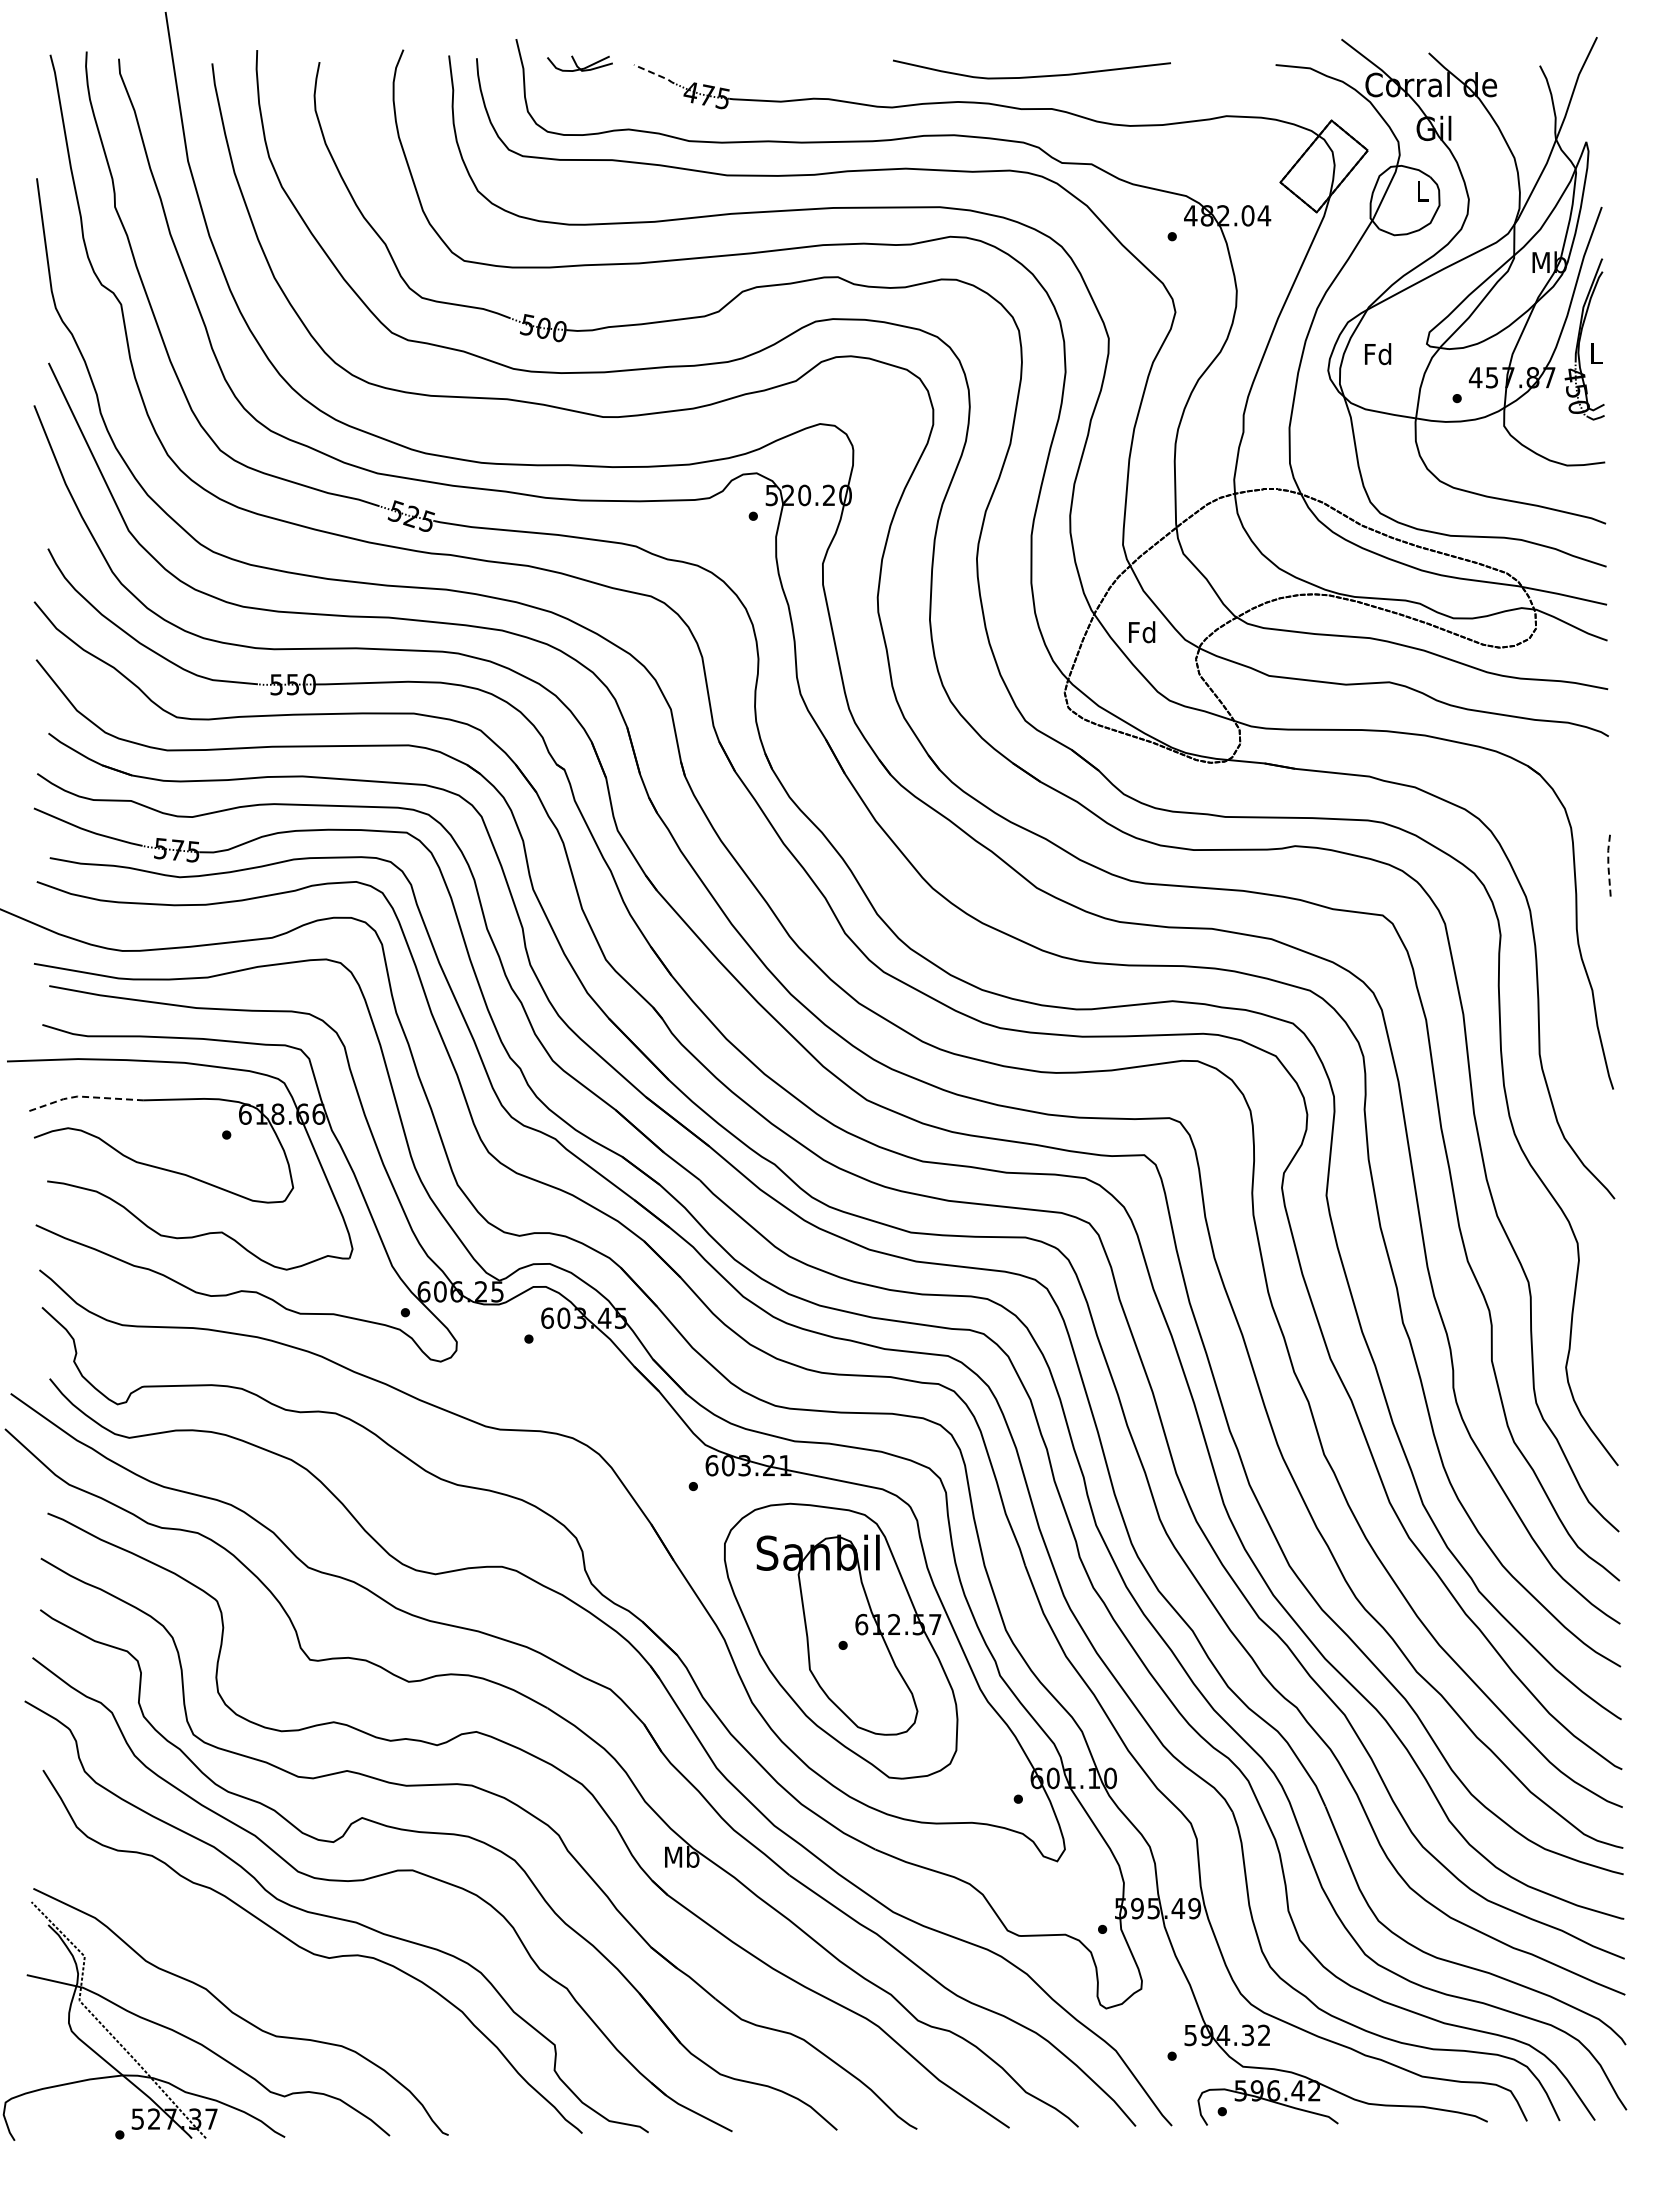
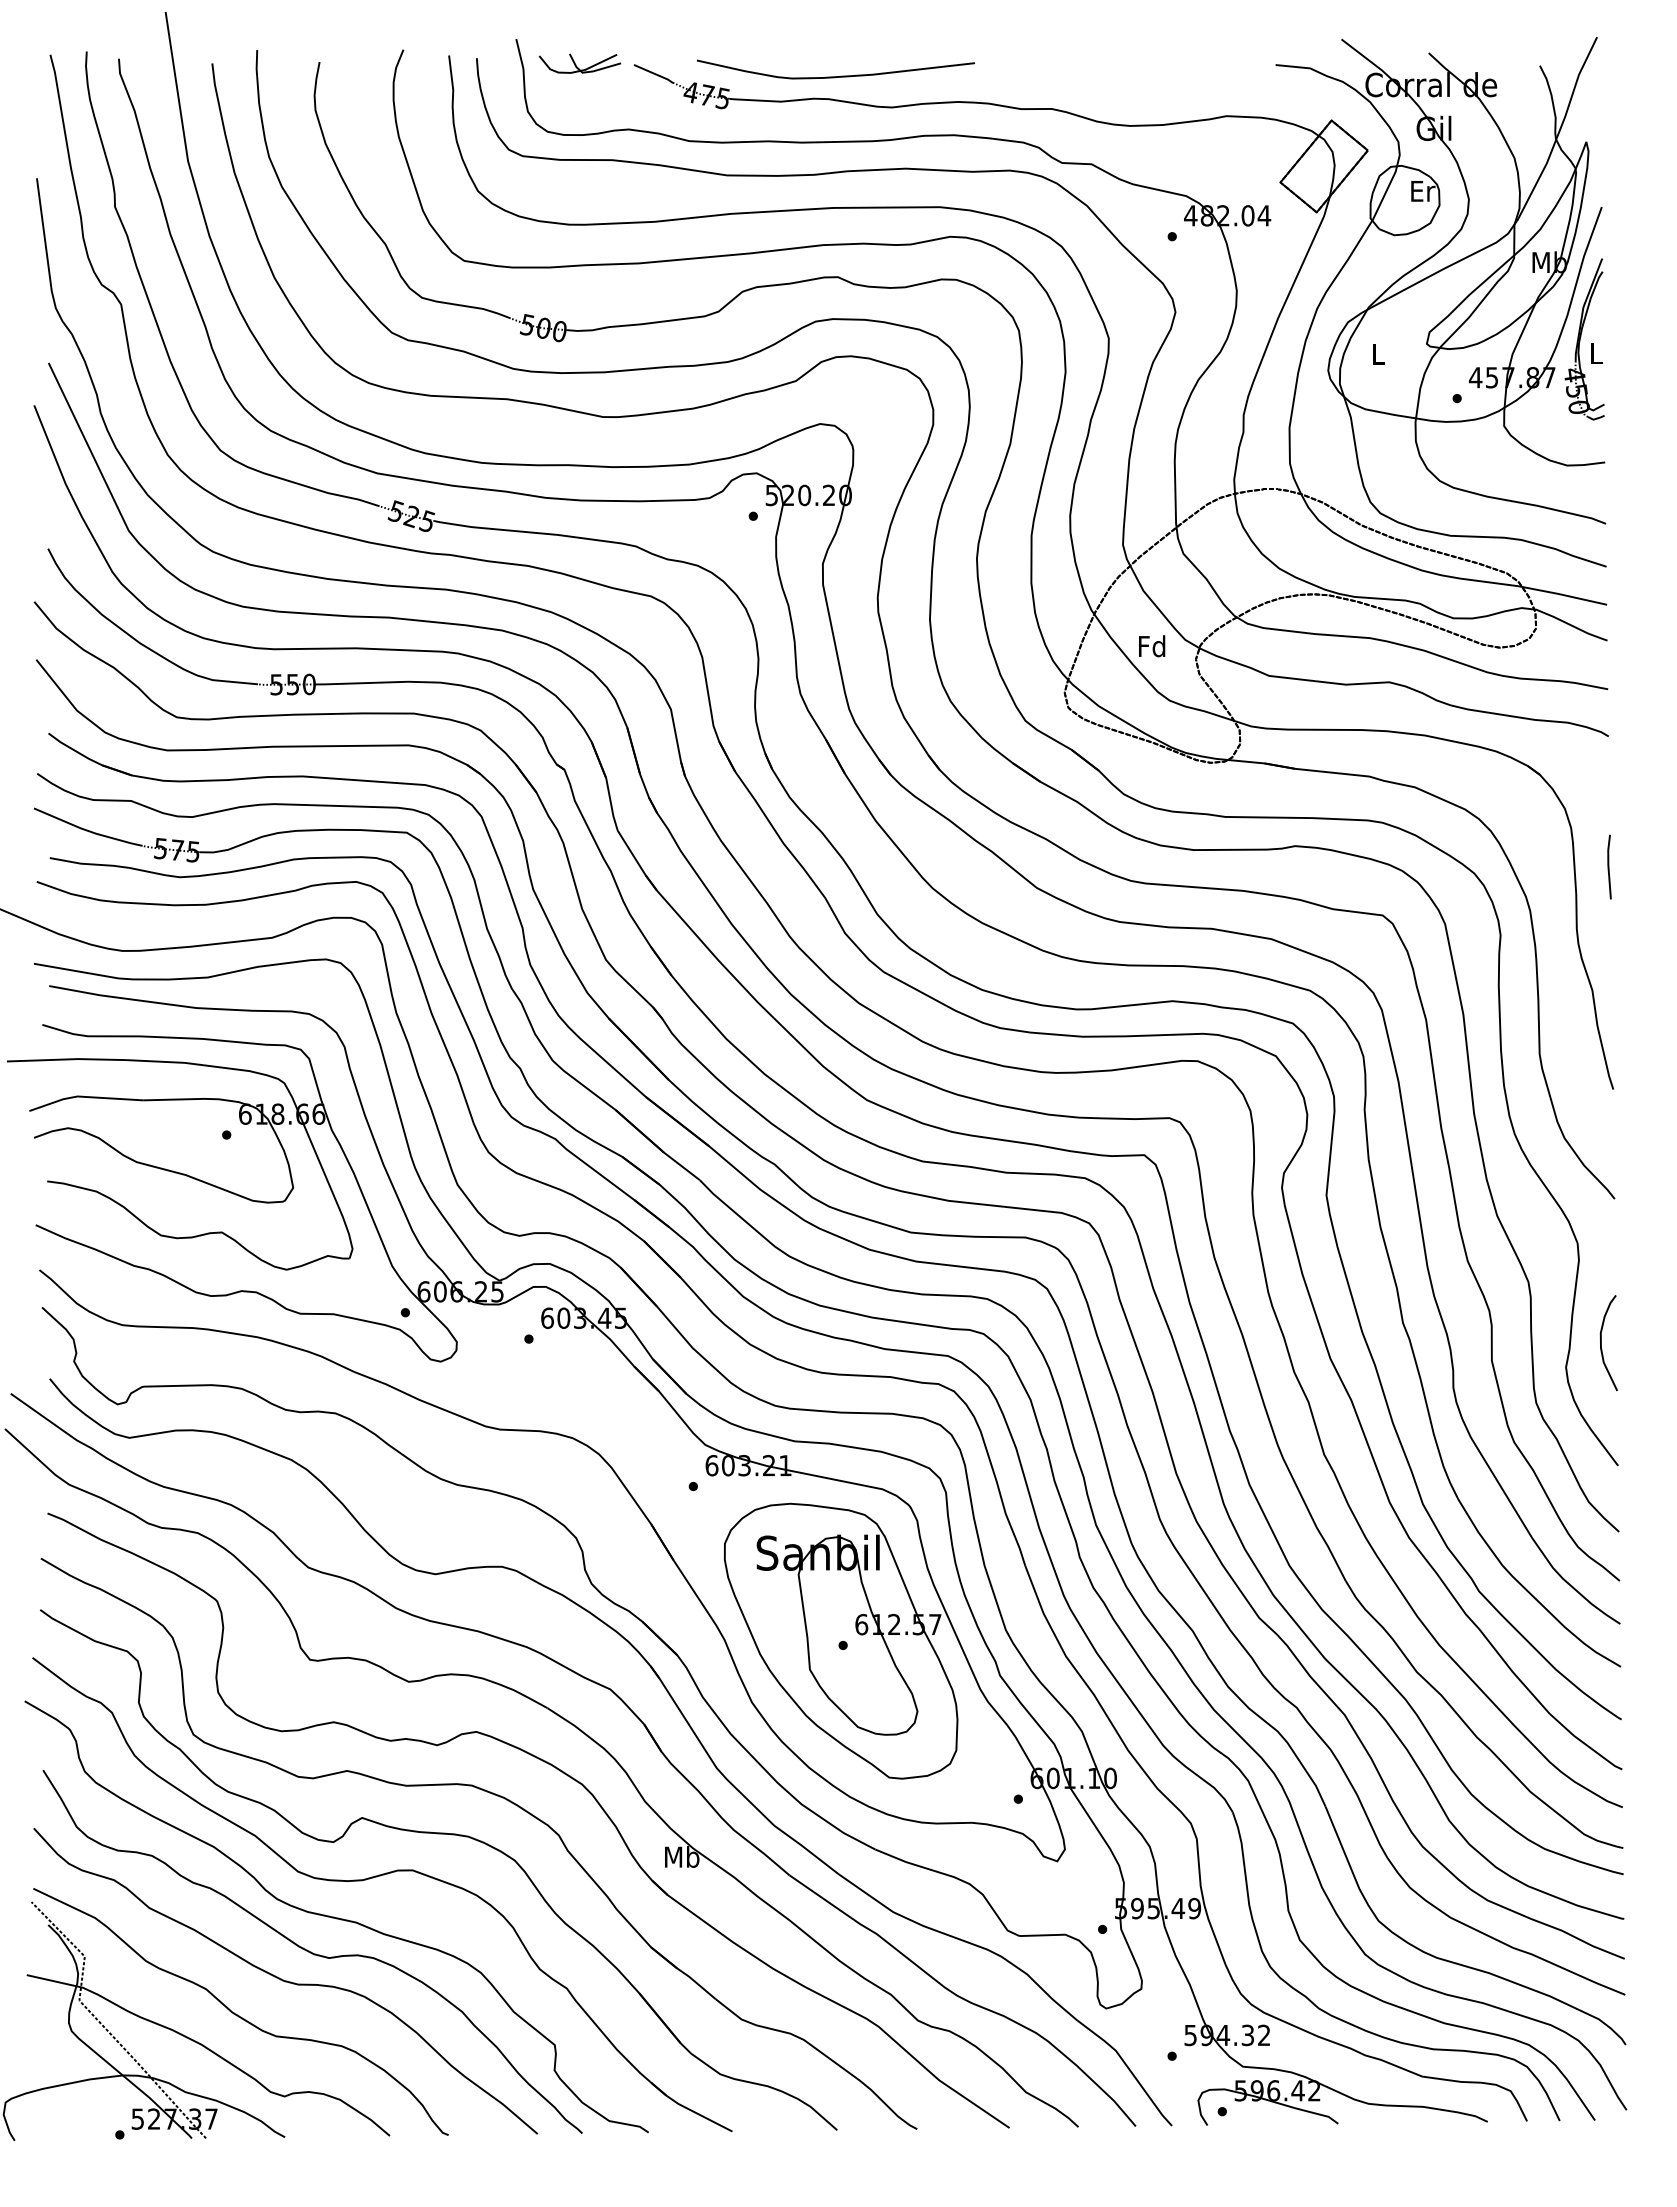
part size: 66x17 px -> 84x21 px (579, 63)
line: dashed -> solid (655, 74)
curve position: (1031, 76) -> (835, 76) (835, 76)
text: L -> Er (1423, 191)
text: Fd -> L (1378, 354)
text position: (1142, 632) -> (1152, 646) (1152, 646)
line: dashed -> solid (1608, 866)
line: dashed -> solid (83, 1096)
curve: none -> present (1601, 1343)
curve: none -> present (285, 1980)
